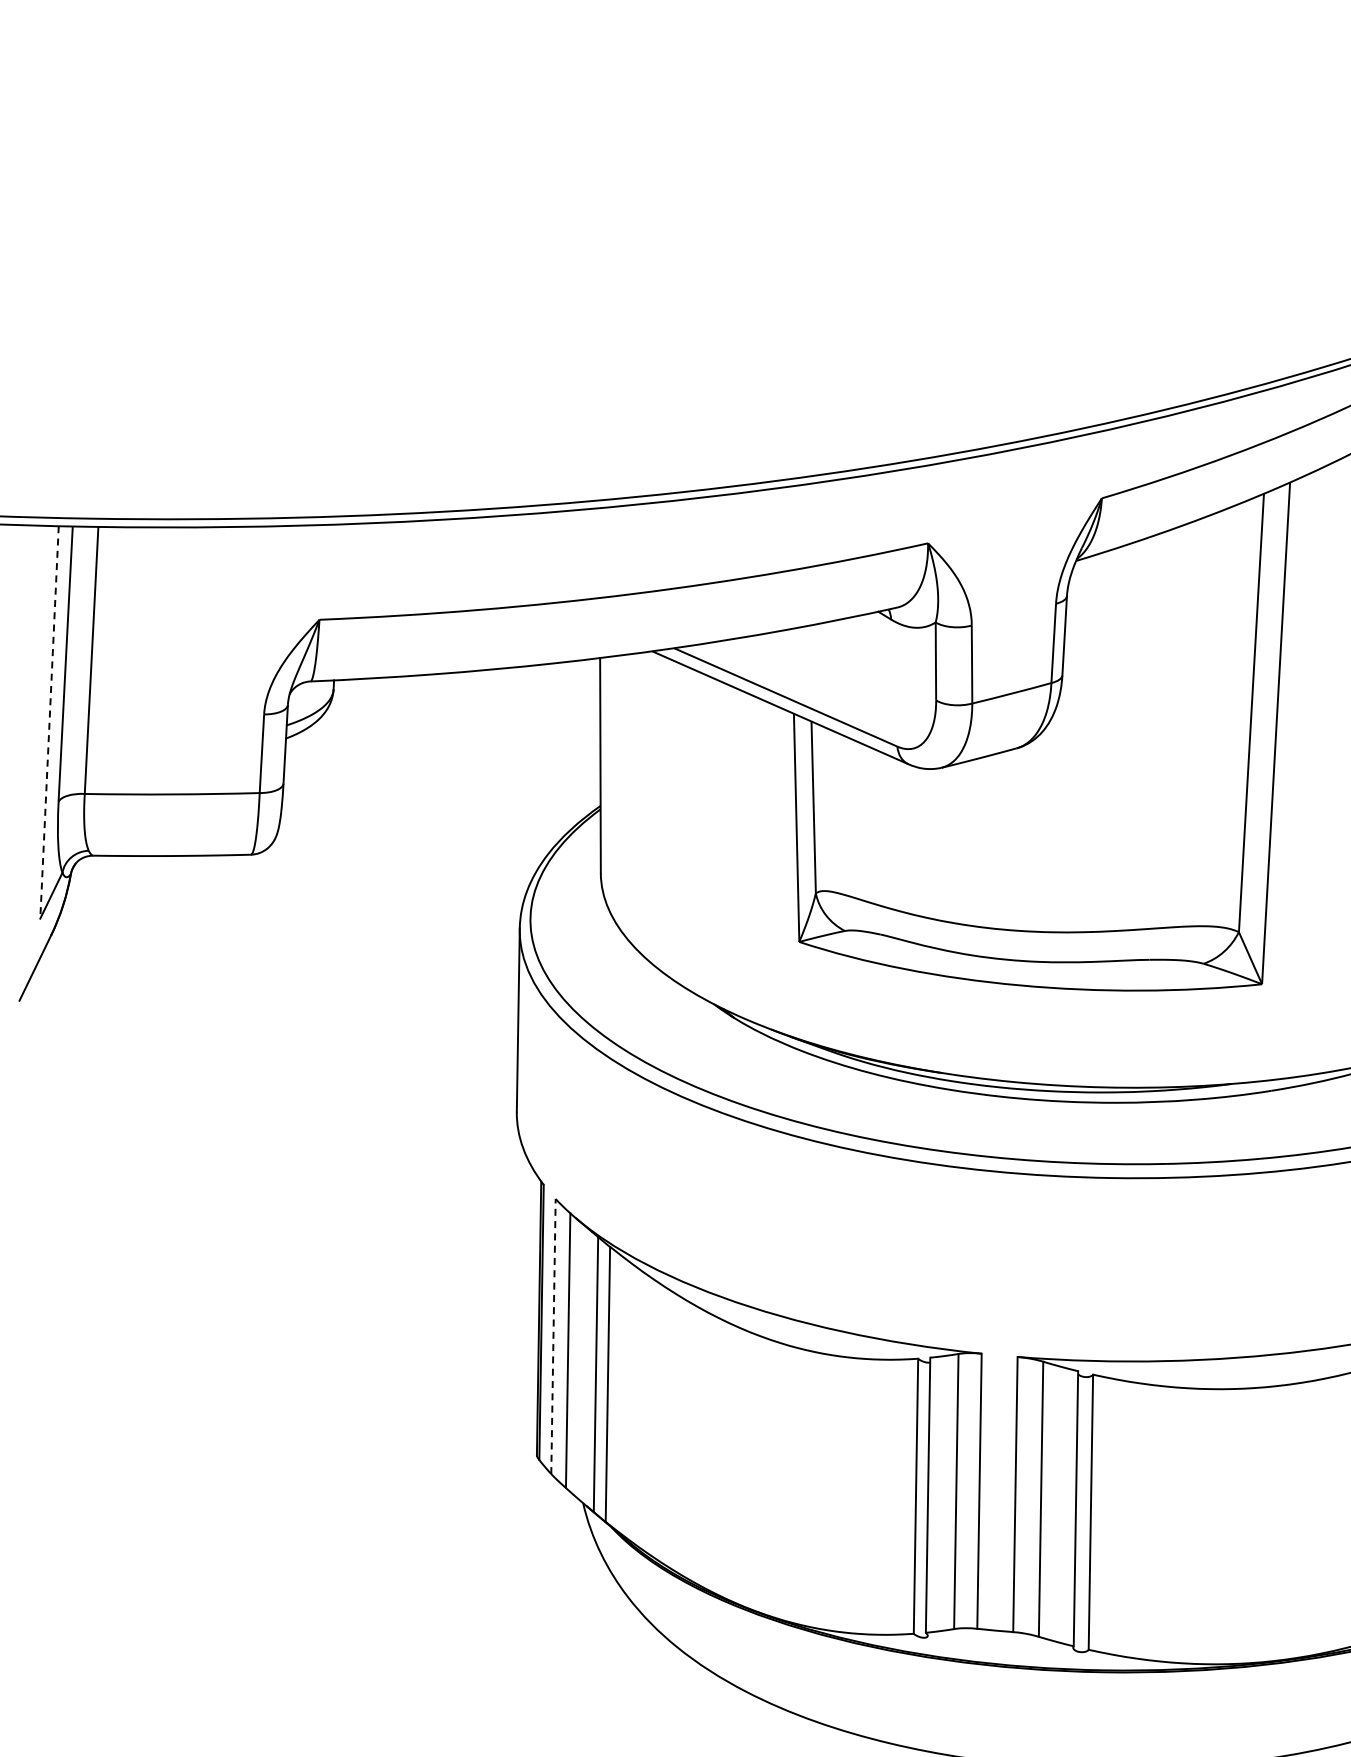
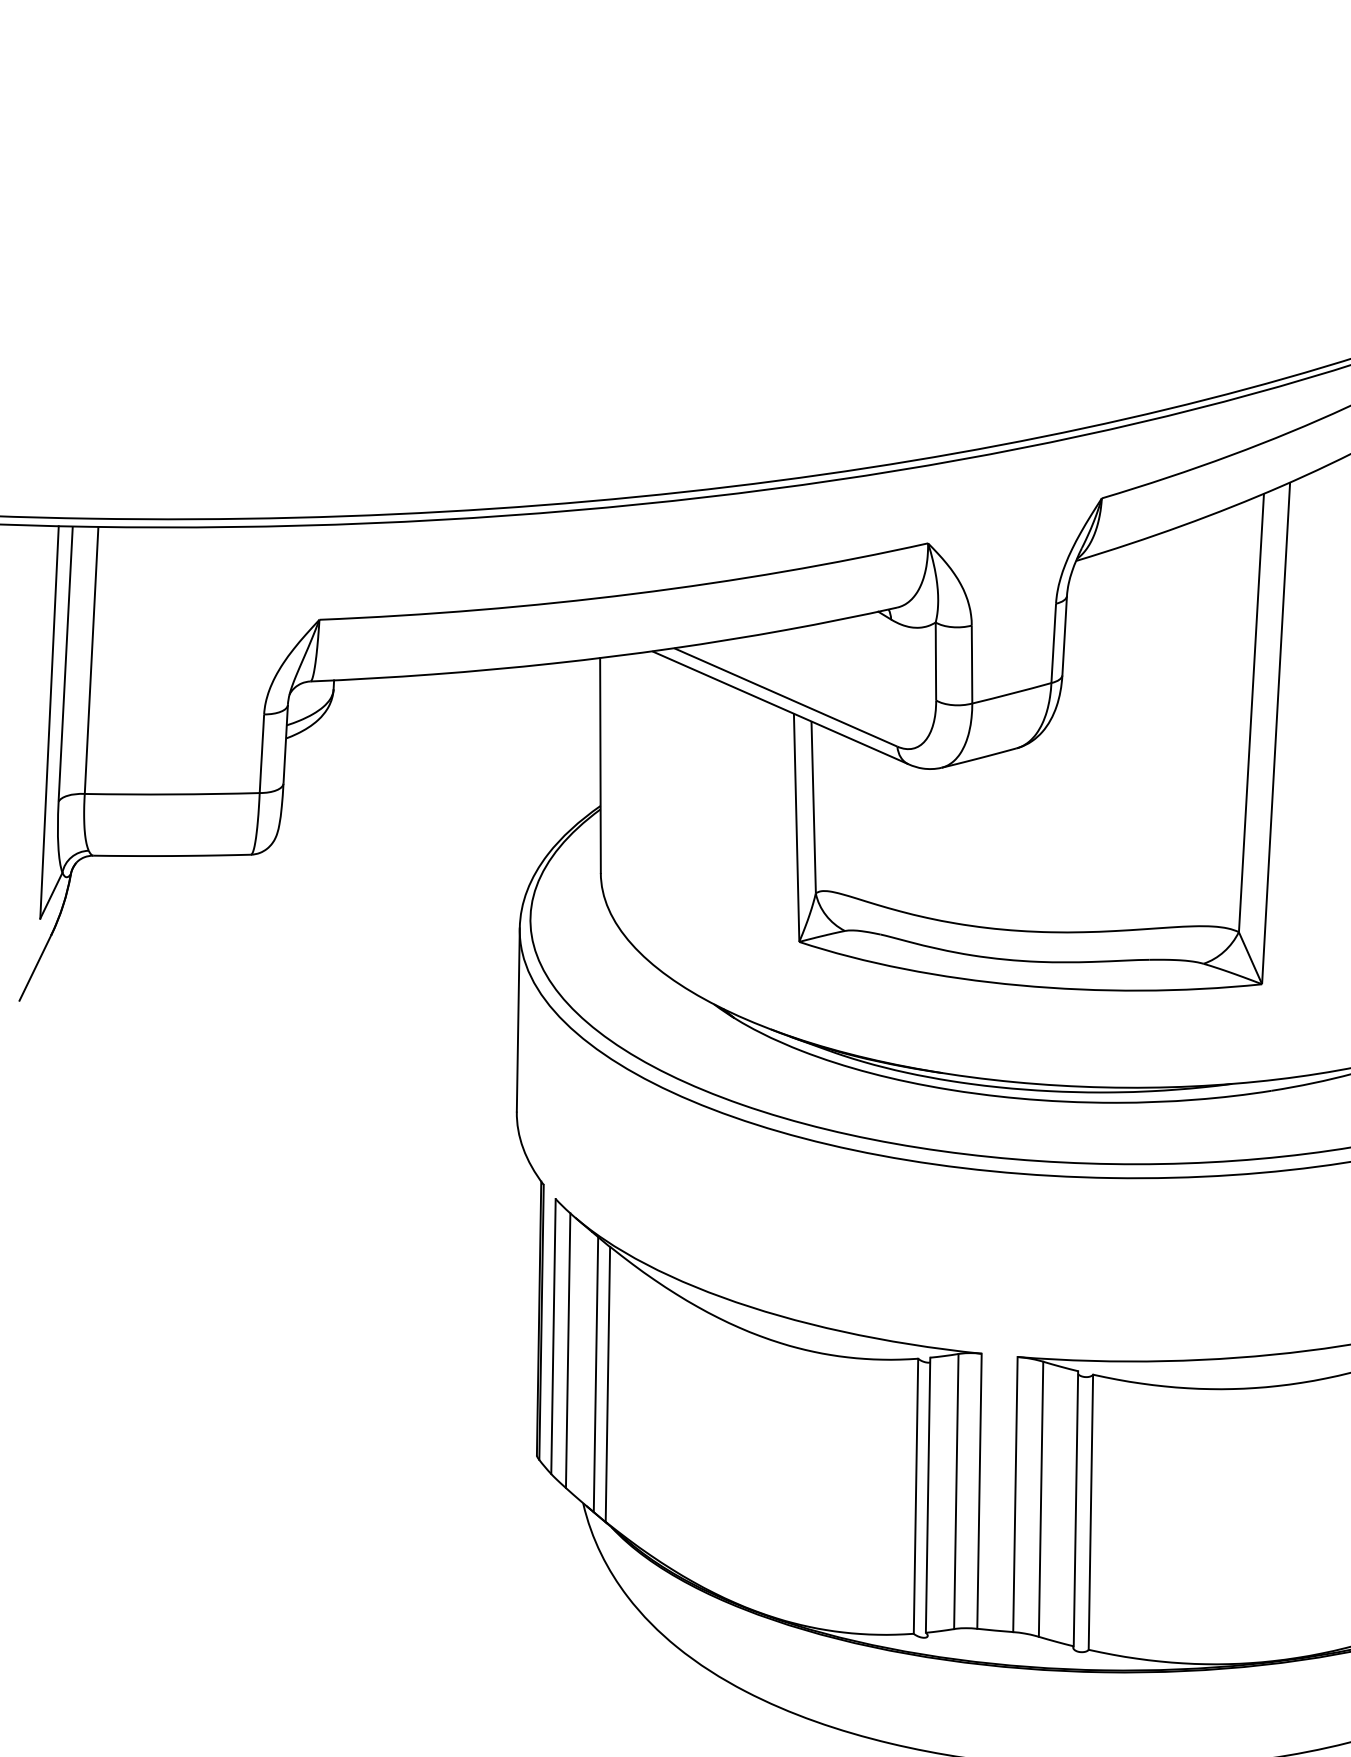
line: dashed -> solid (49, 722)
line: dashed -> solid (553, 1336)
